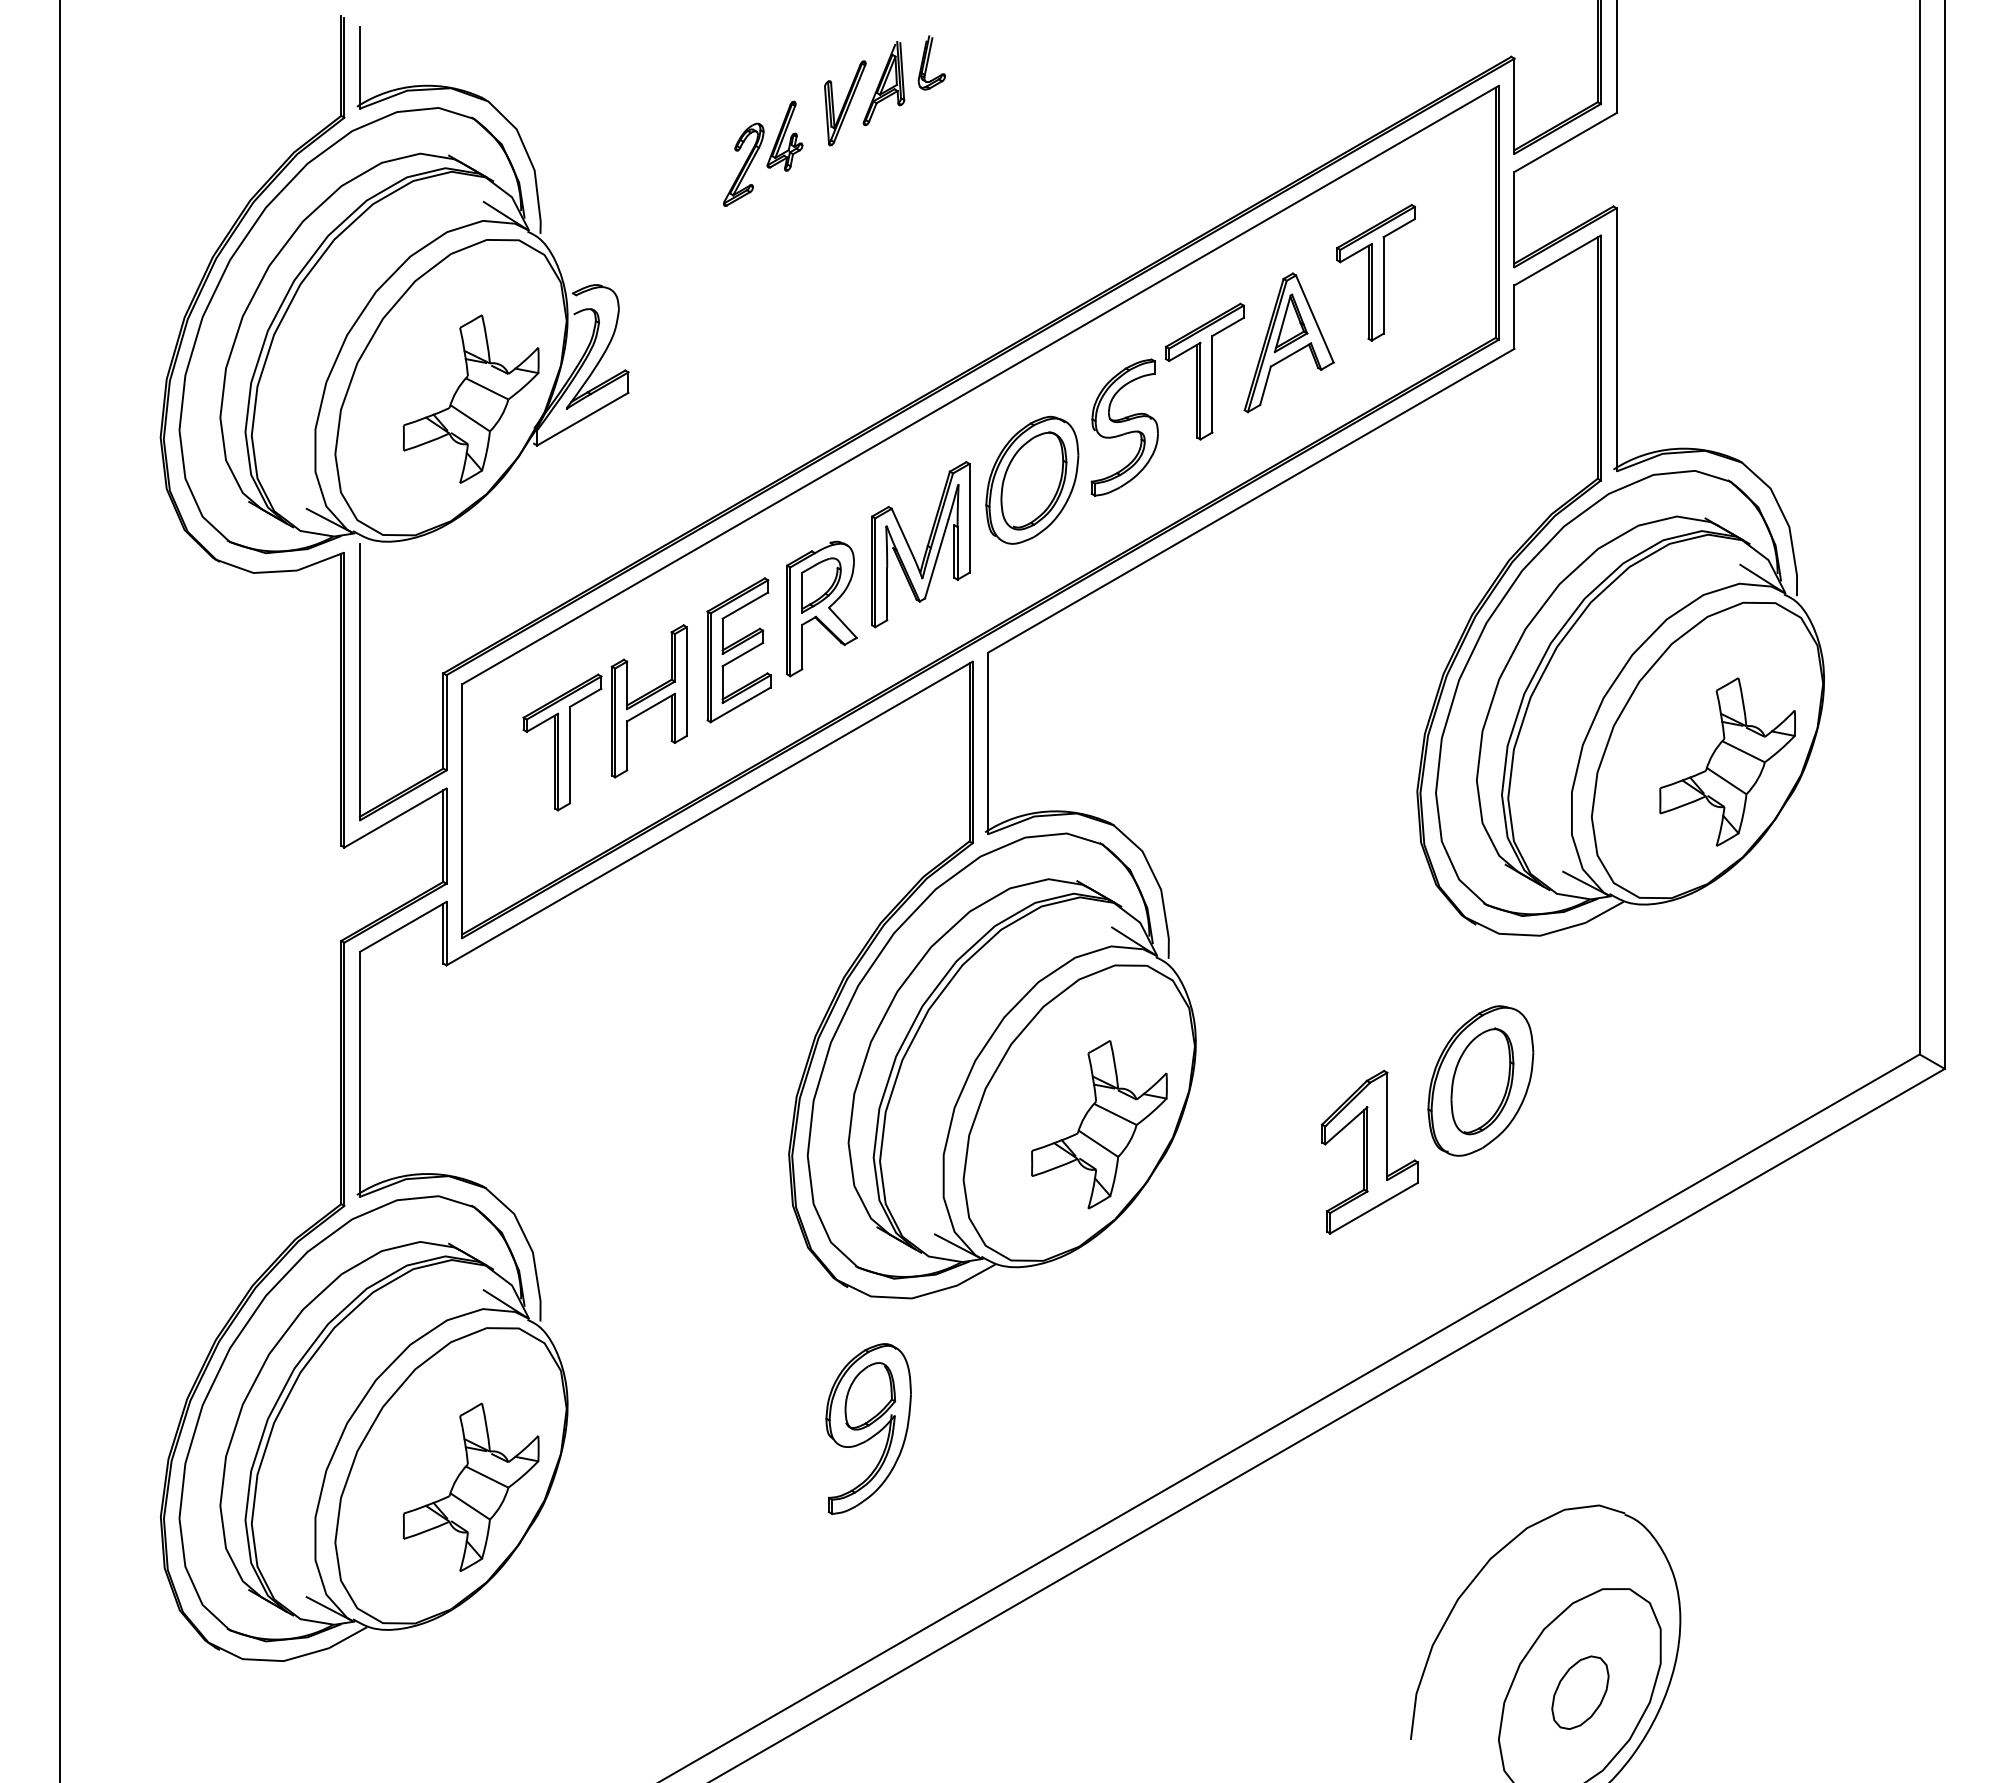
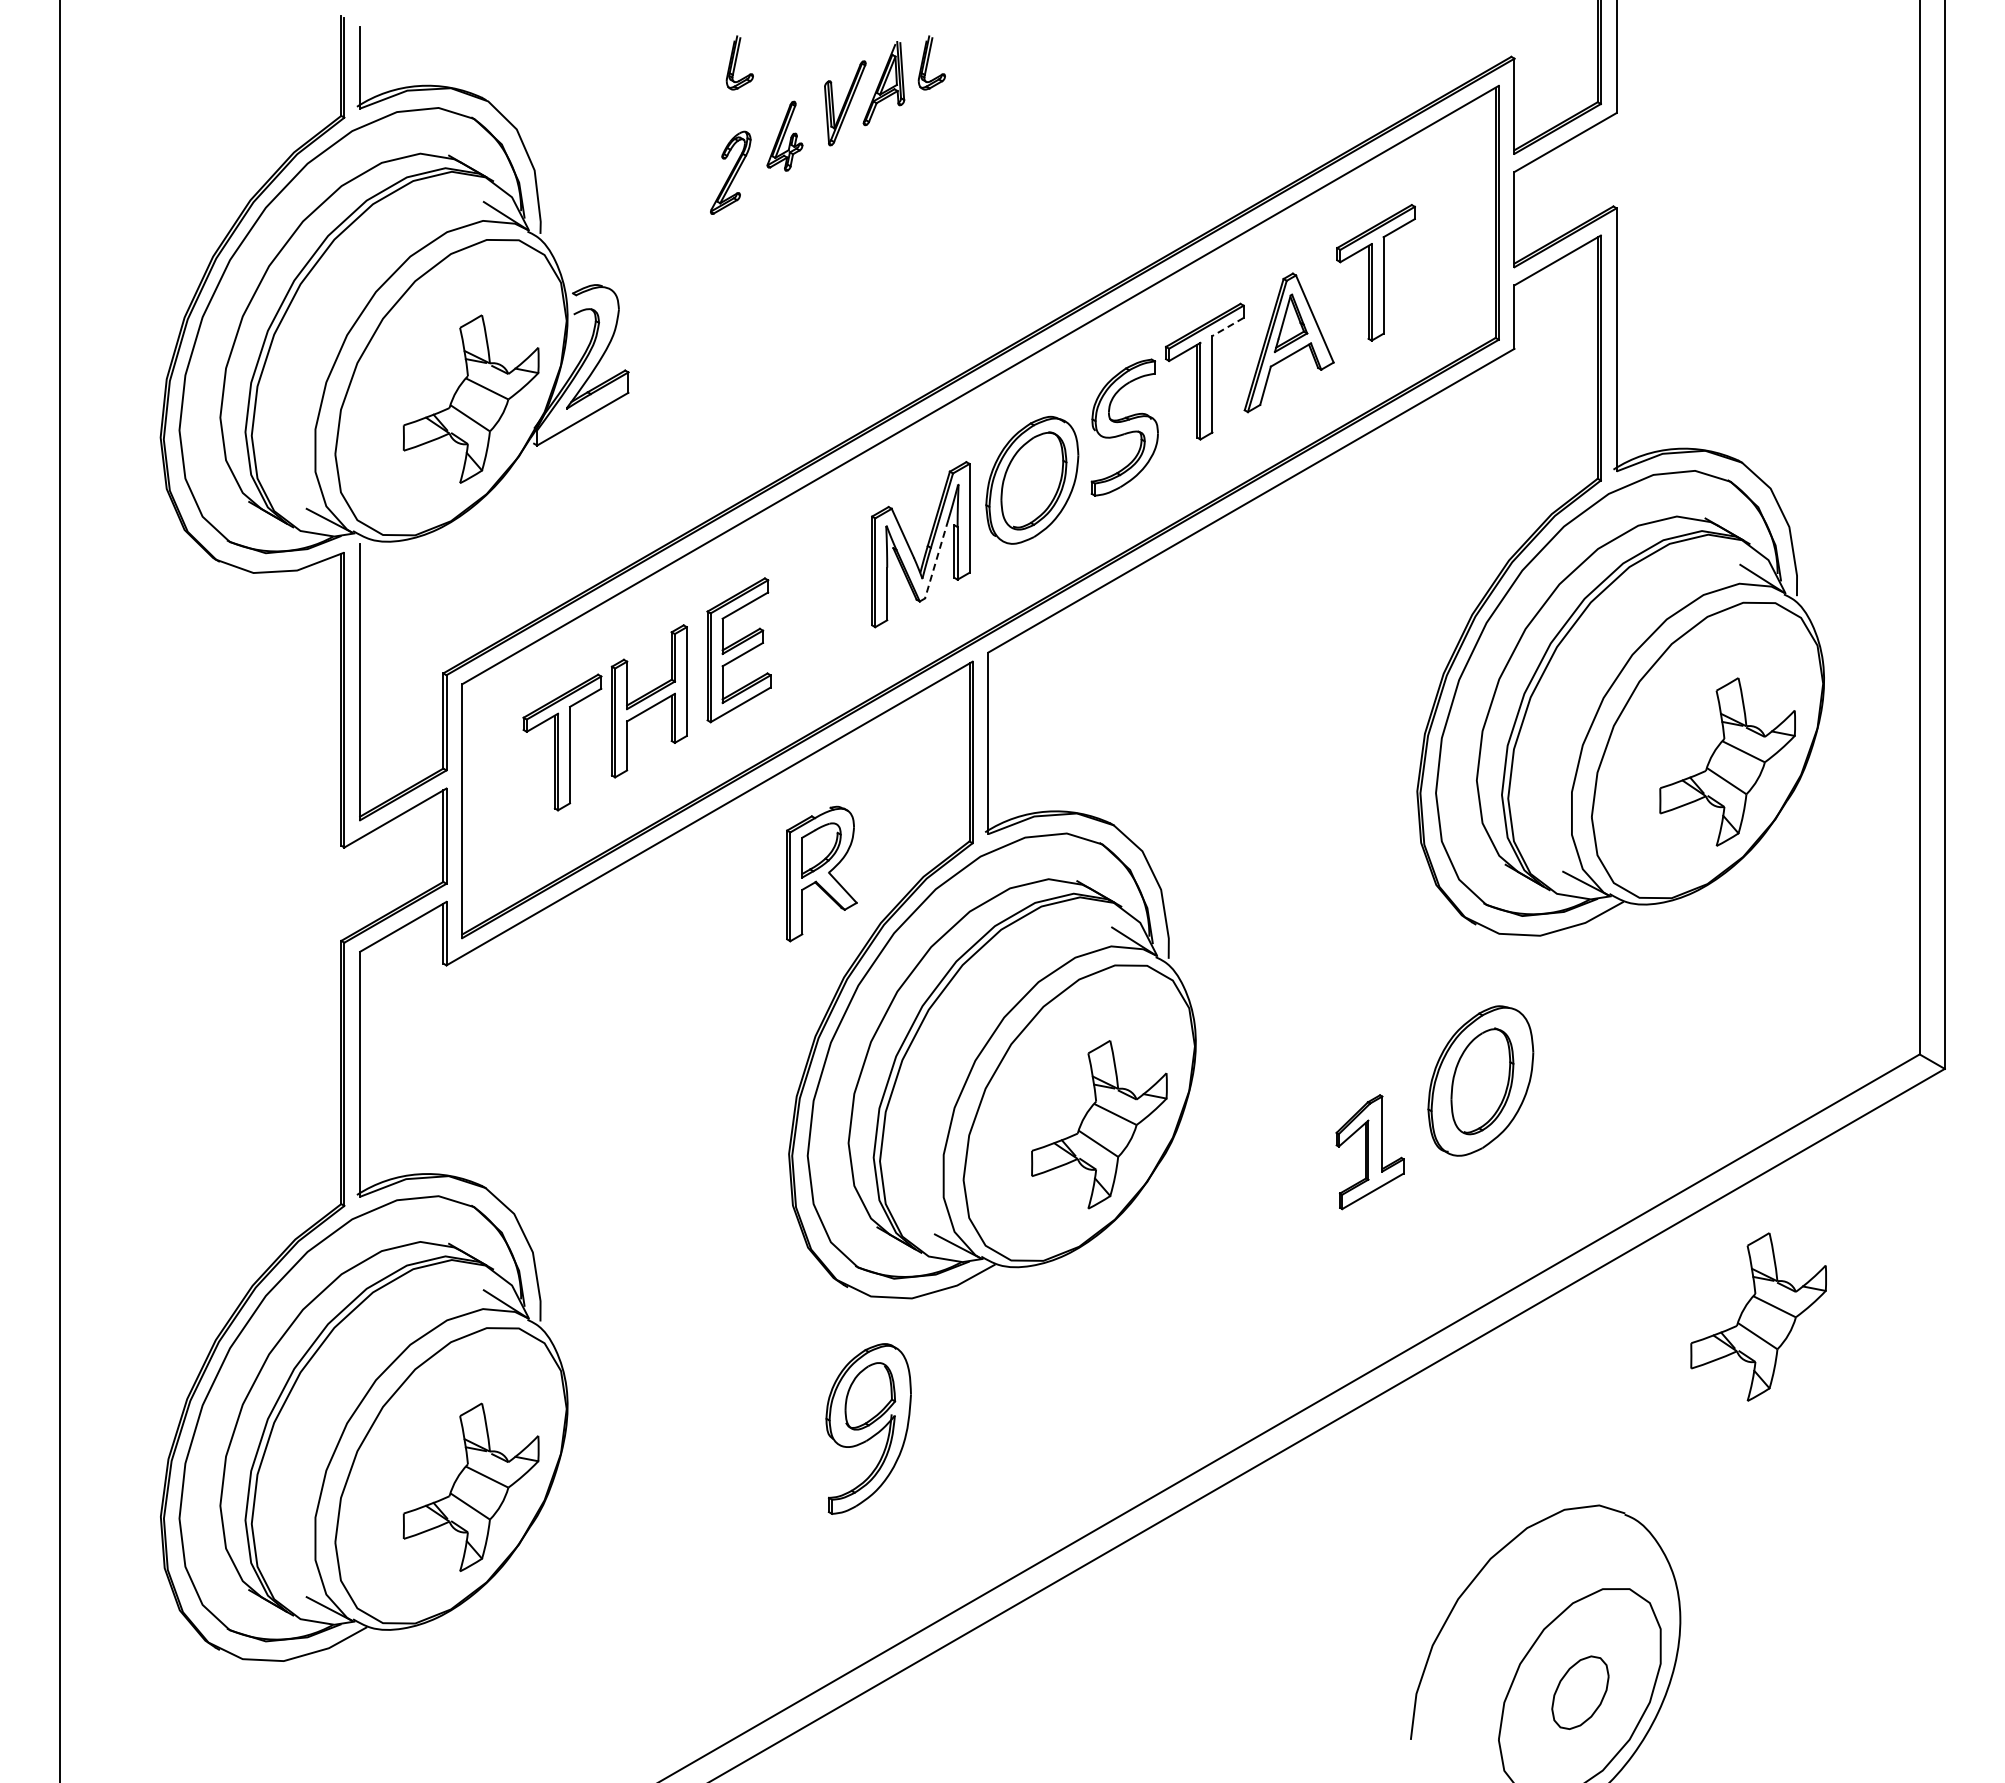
part: none -> present (739, 62)
part position: (743, 164) -> (730, 172) (730, 172)
line: solid -> dashed (1227, 327)
line: solid -> dashed (936, 559)
part position: (821, 608) -> (821, 873) (821, 873)
part size: 99x166 px -> 70x117 px (1369, 1152)
part: none -> present (1758, 1316)
